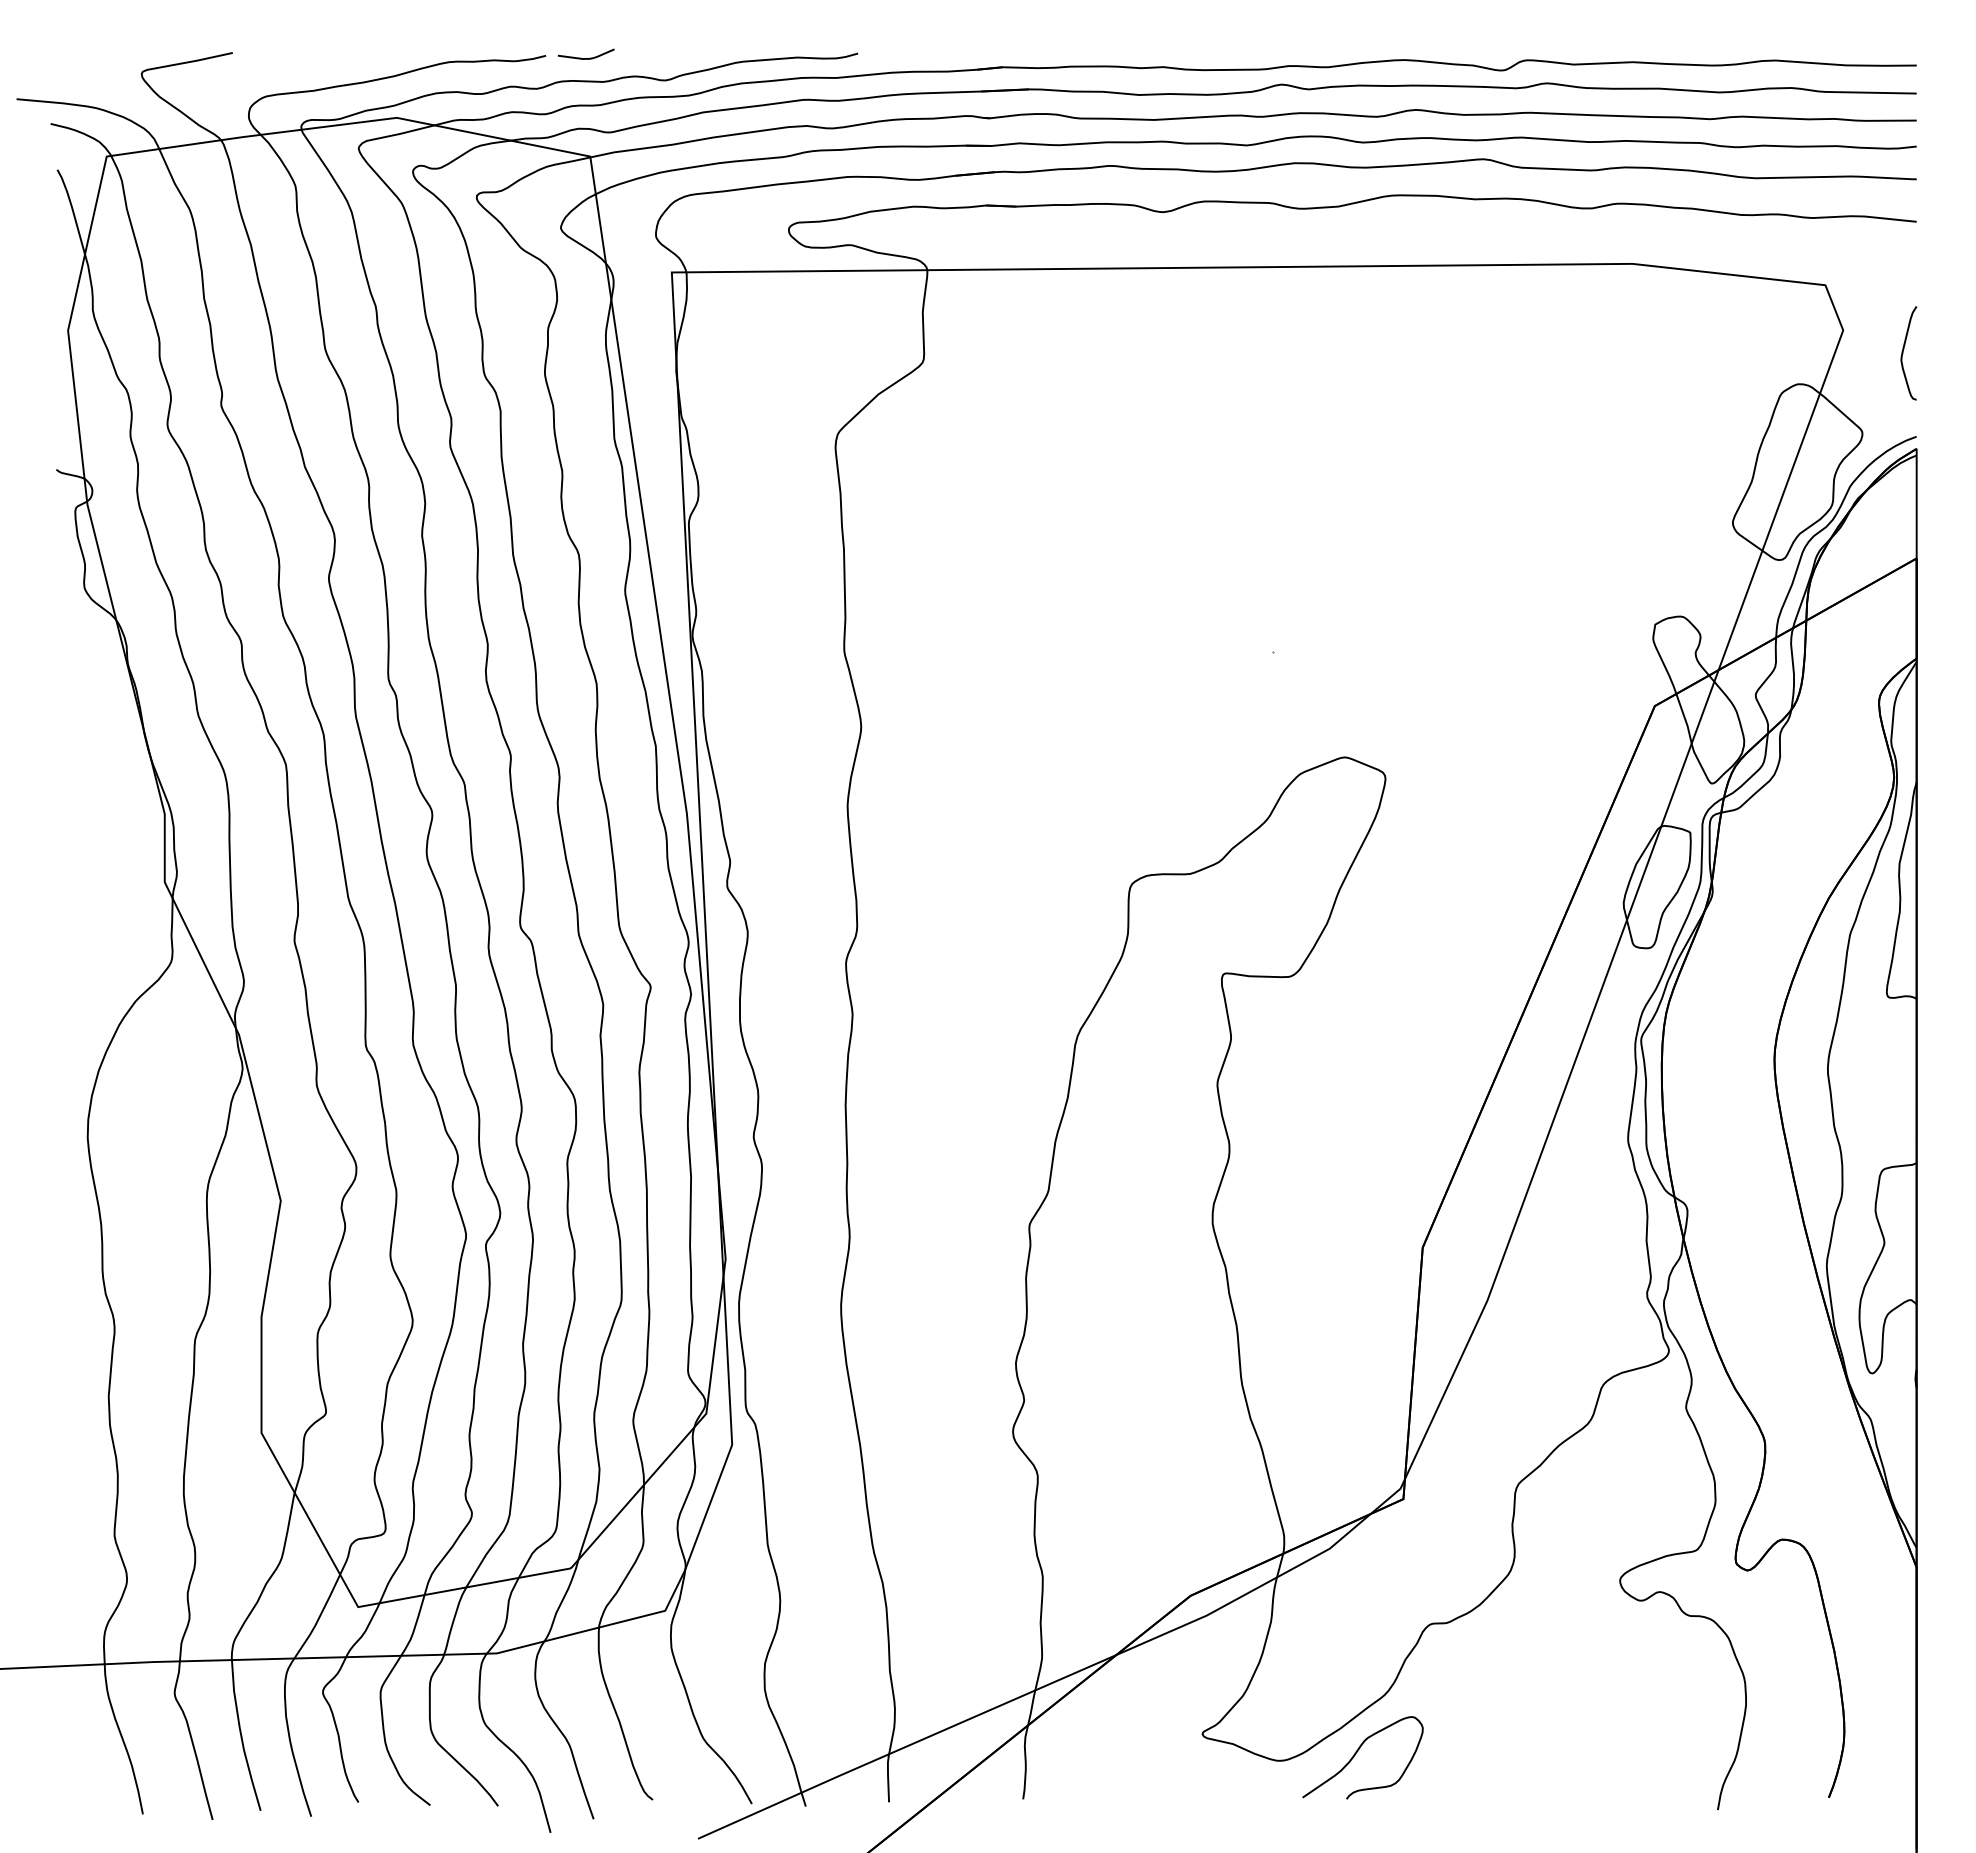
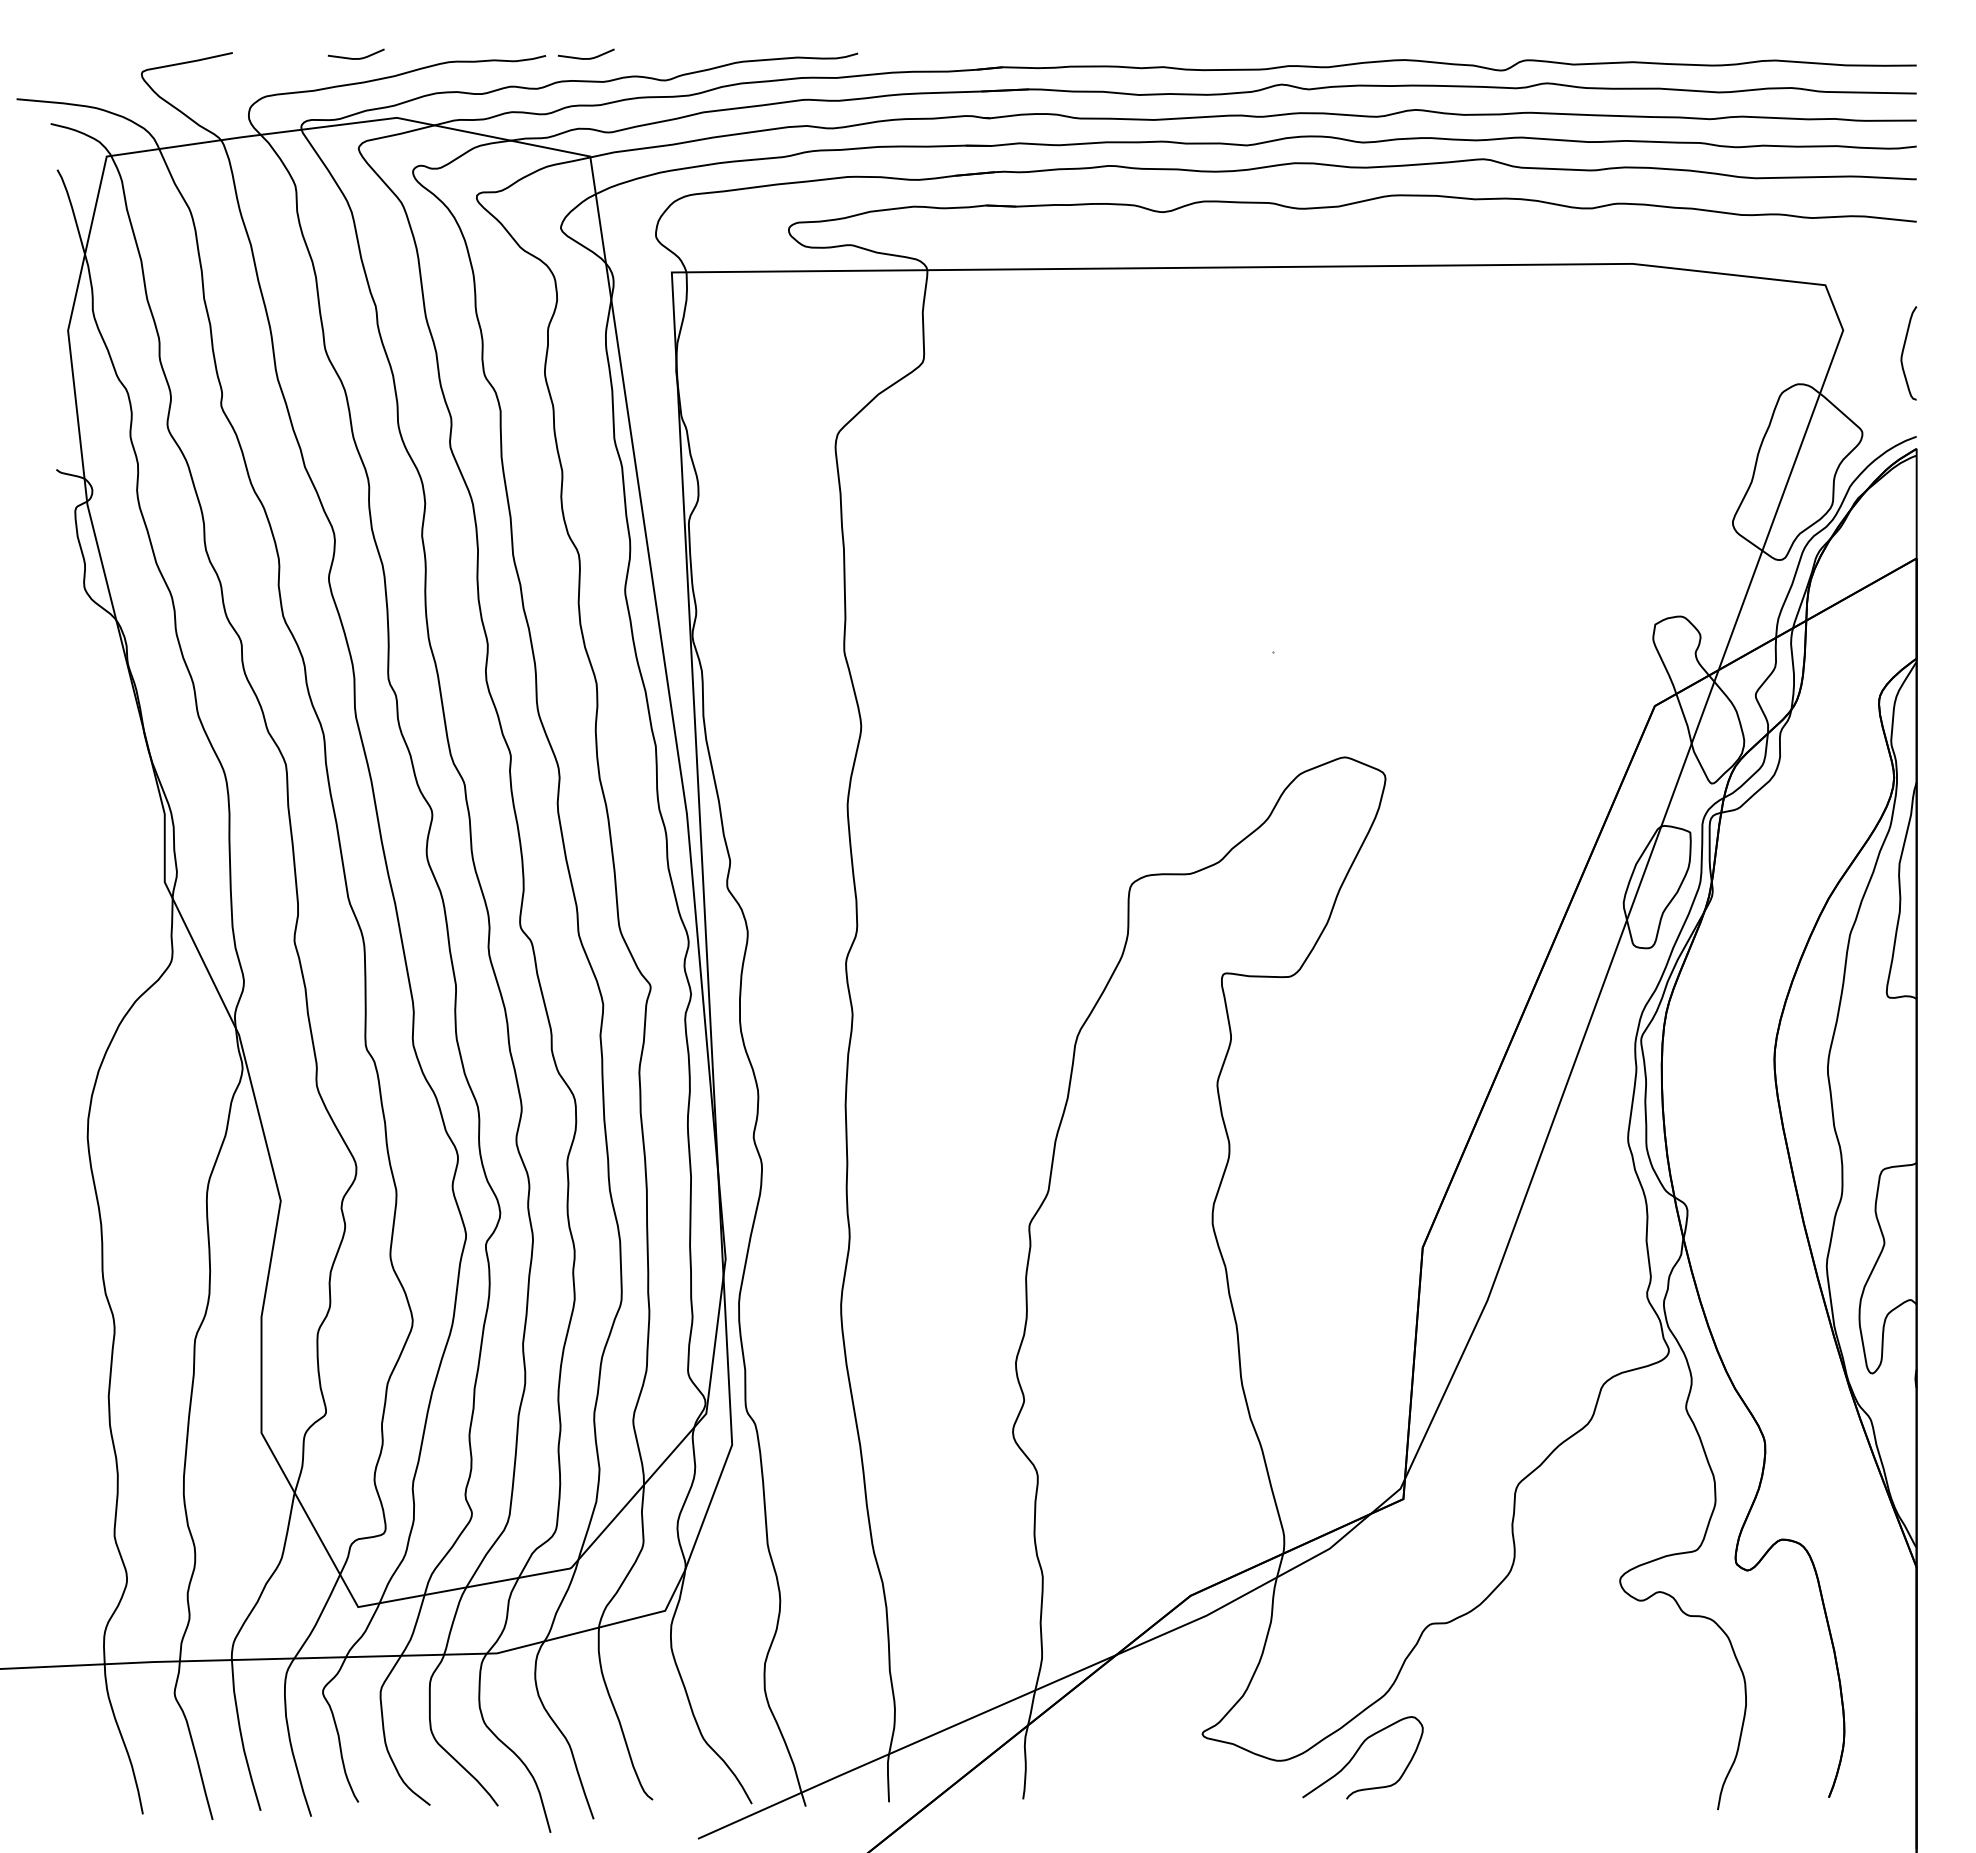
curve: none -> present (355, 58)
